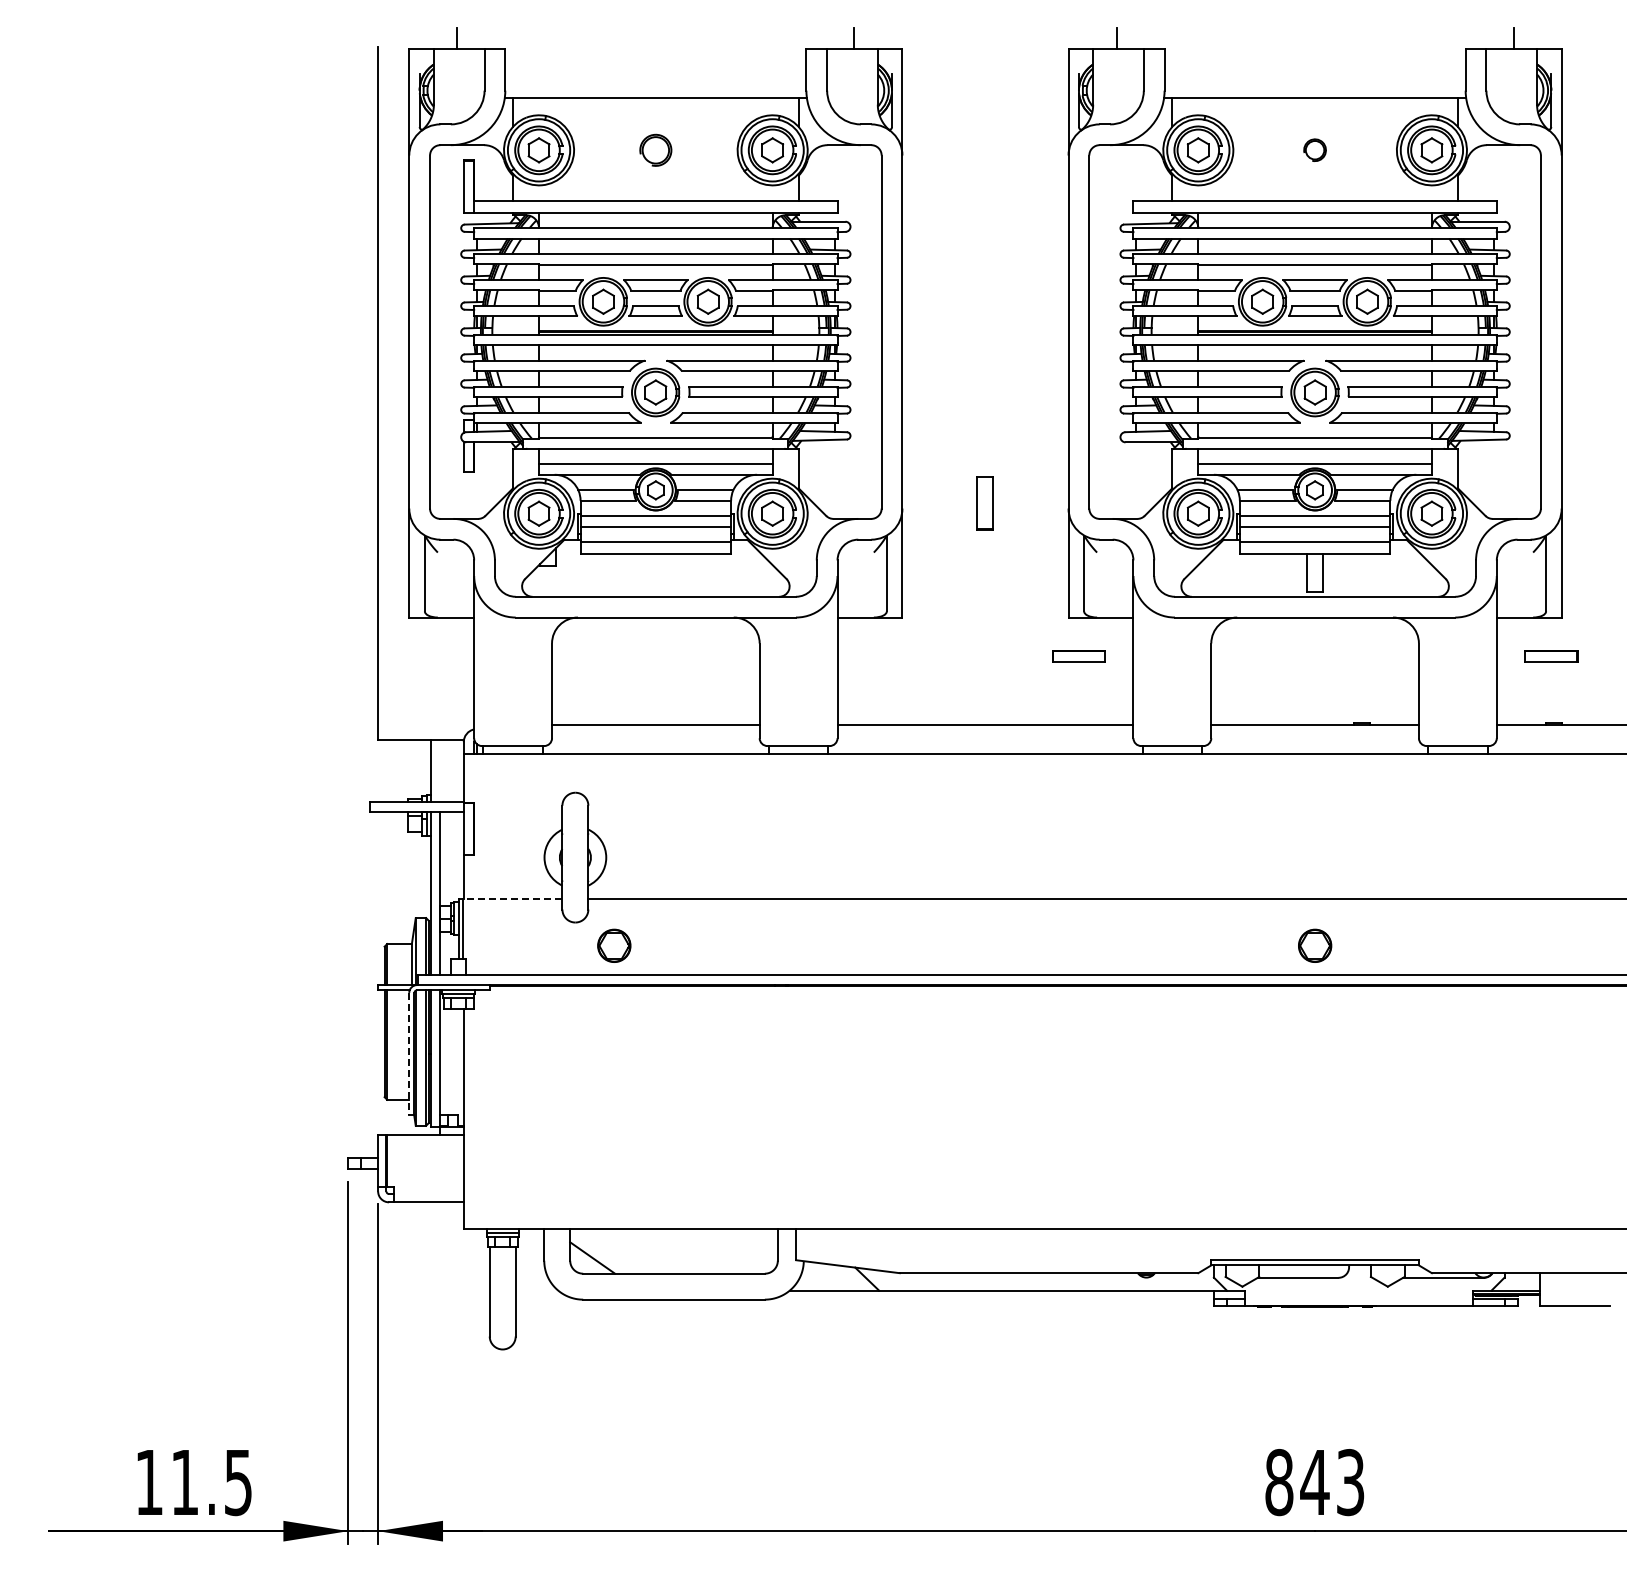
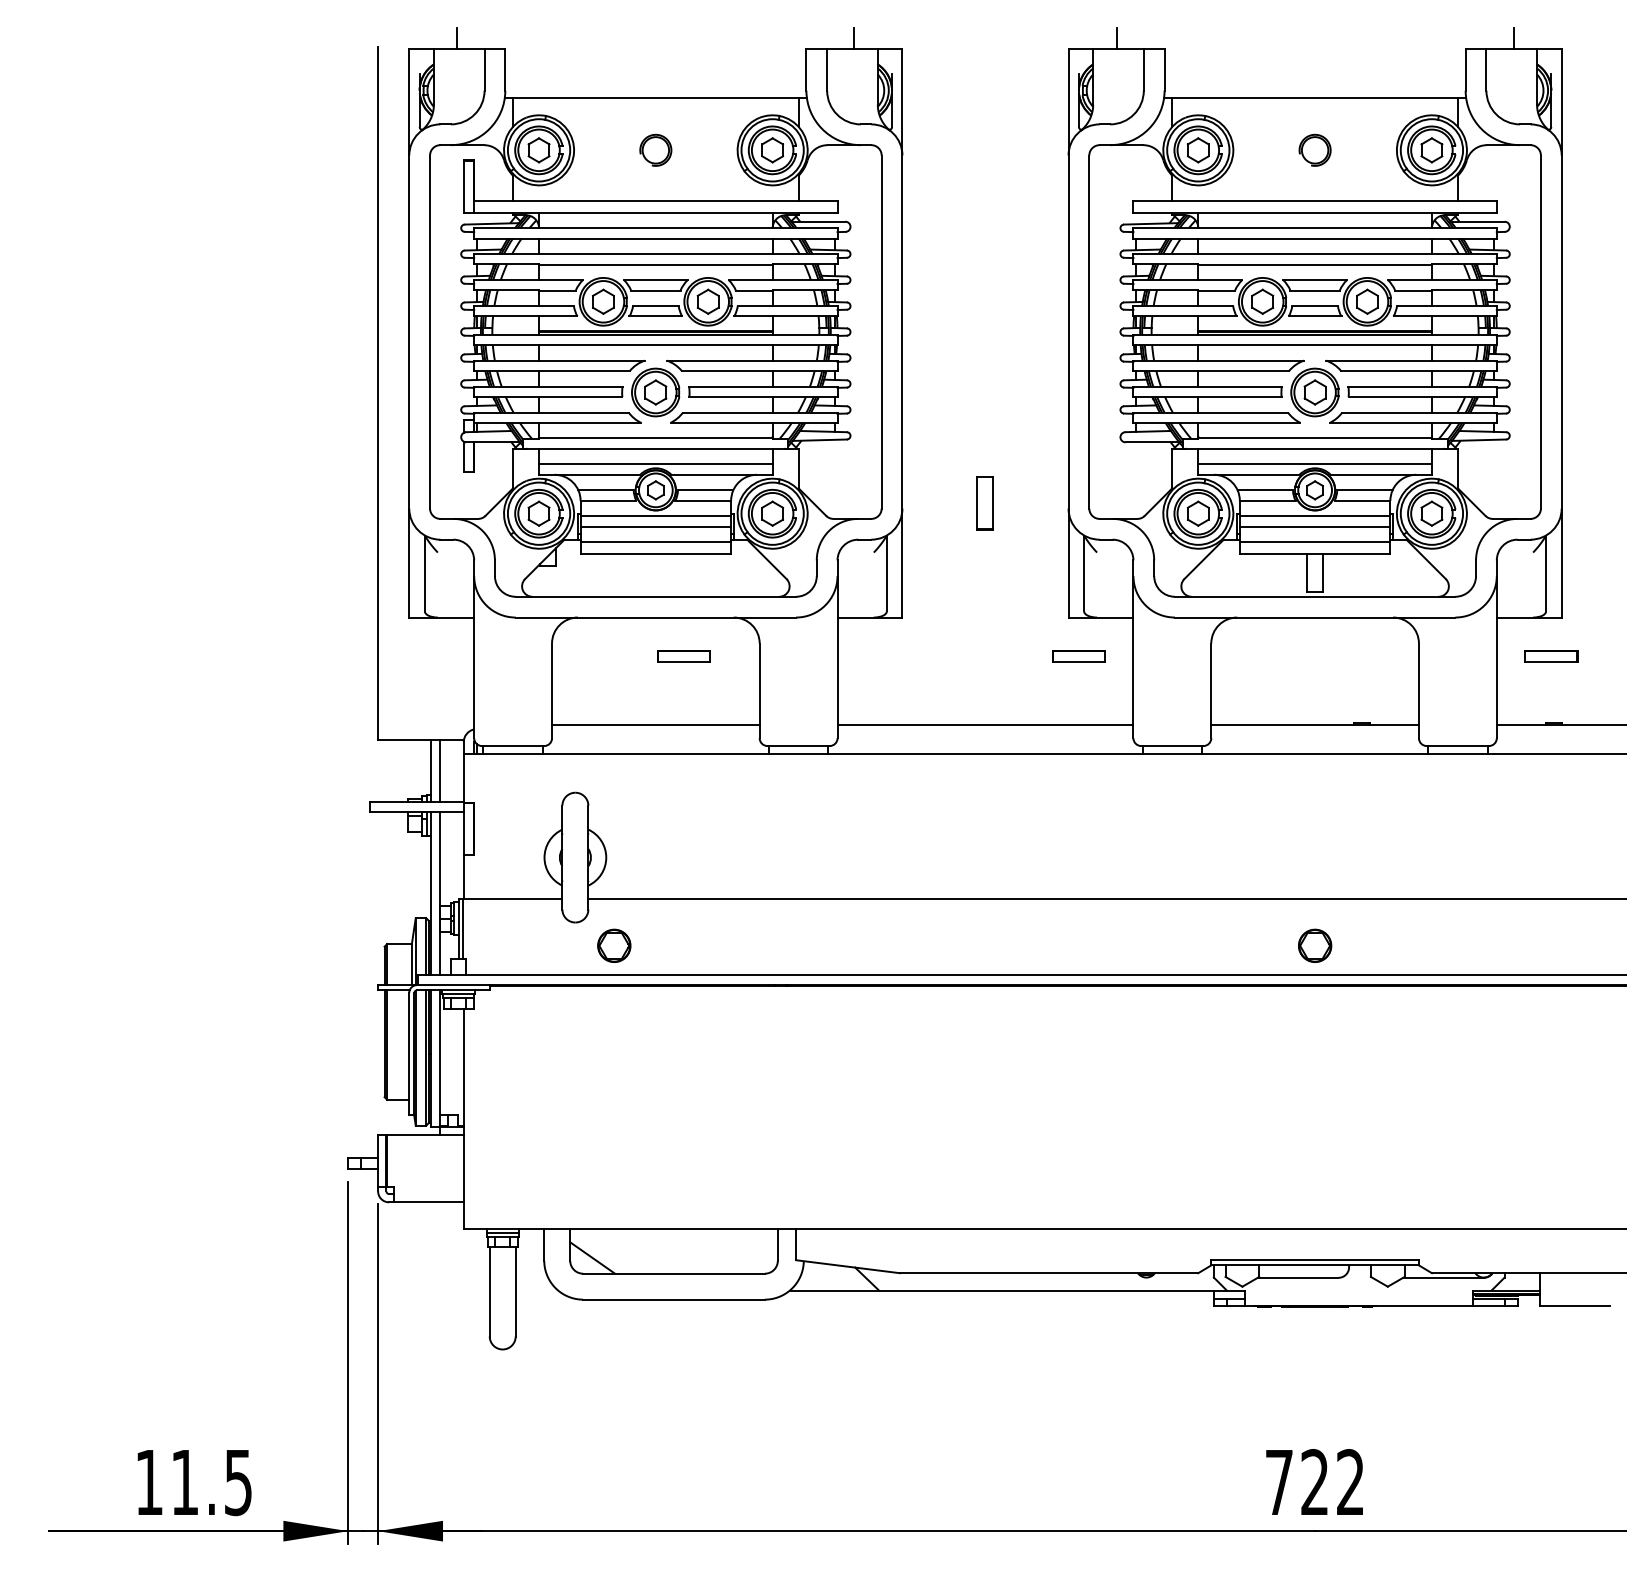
part size: 24x24 px -> 34x34 px (1314, 149)
part: none -> present (683, 656)
line: none -> present (439, 770)
line: dashed -> solid (512, 899)
line: dashed -> solid (409, 1053)
text: 843 -> 722 (1314, 1482)
